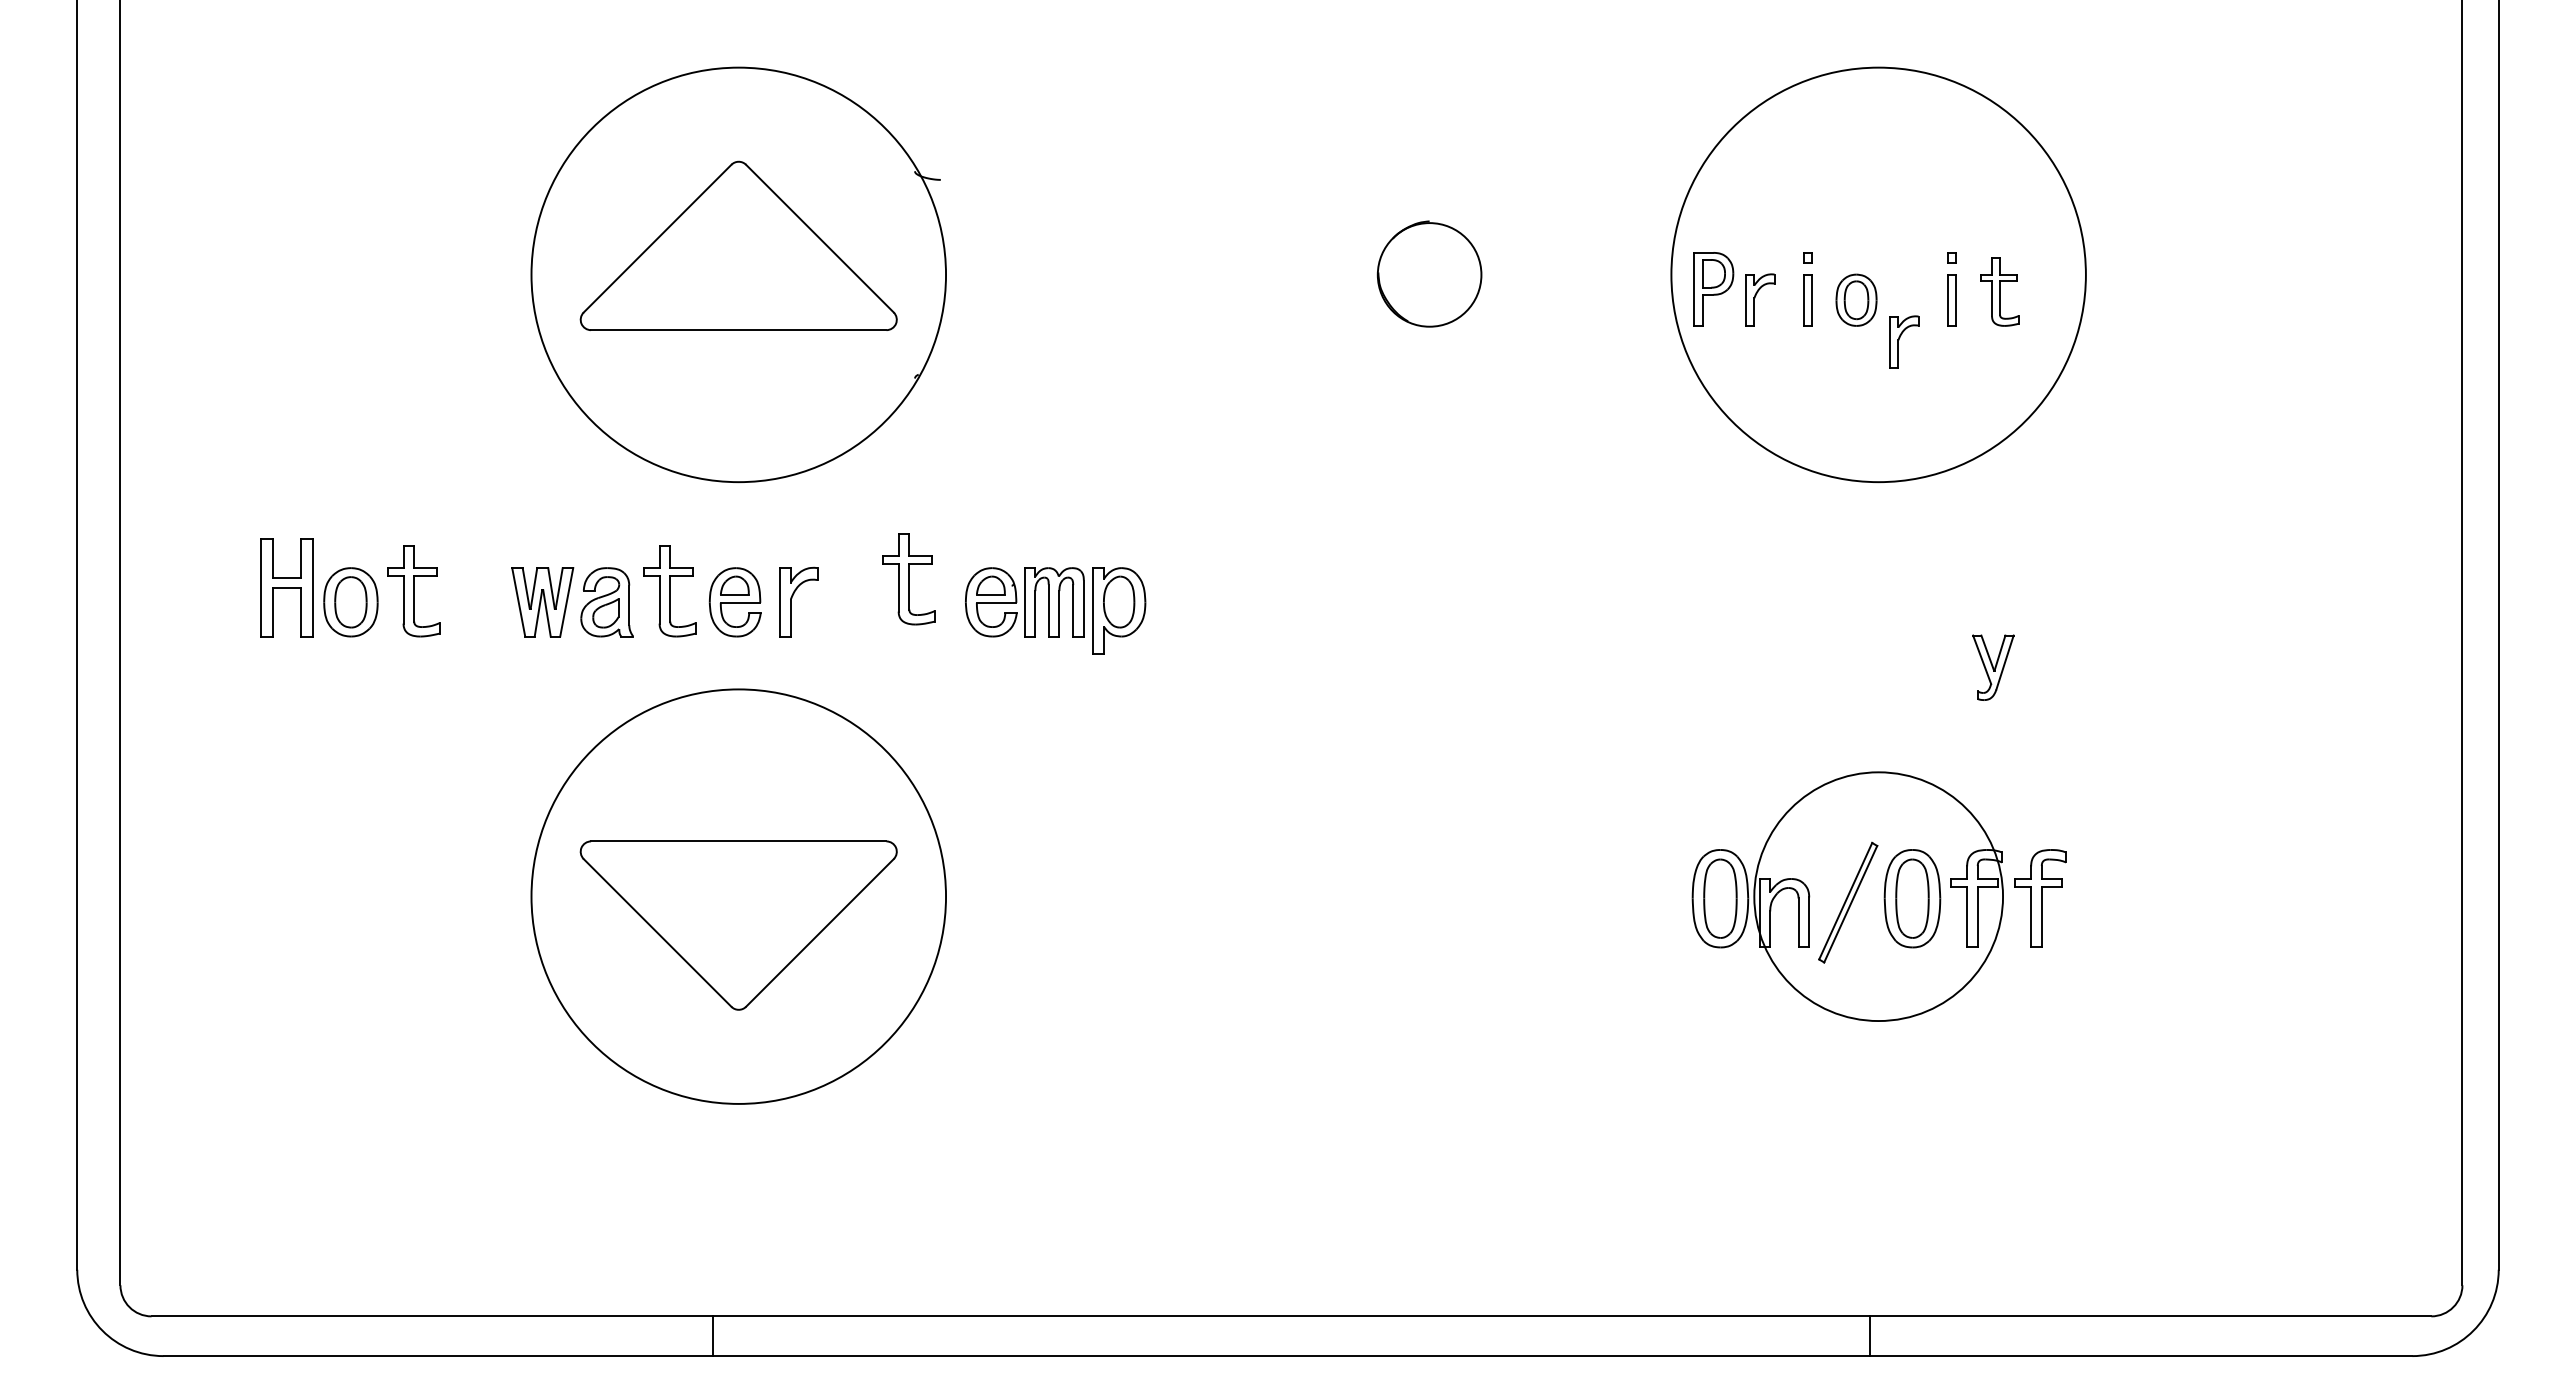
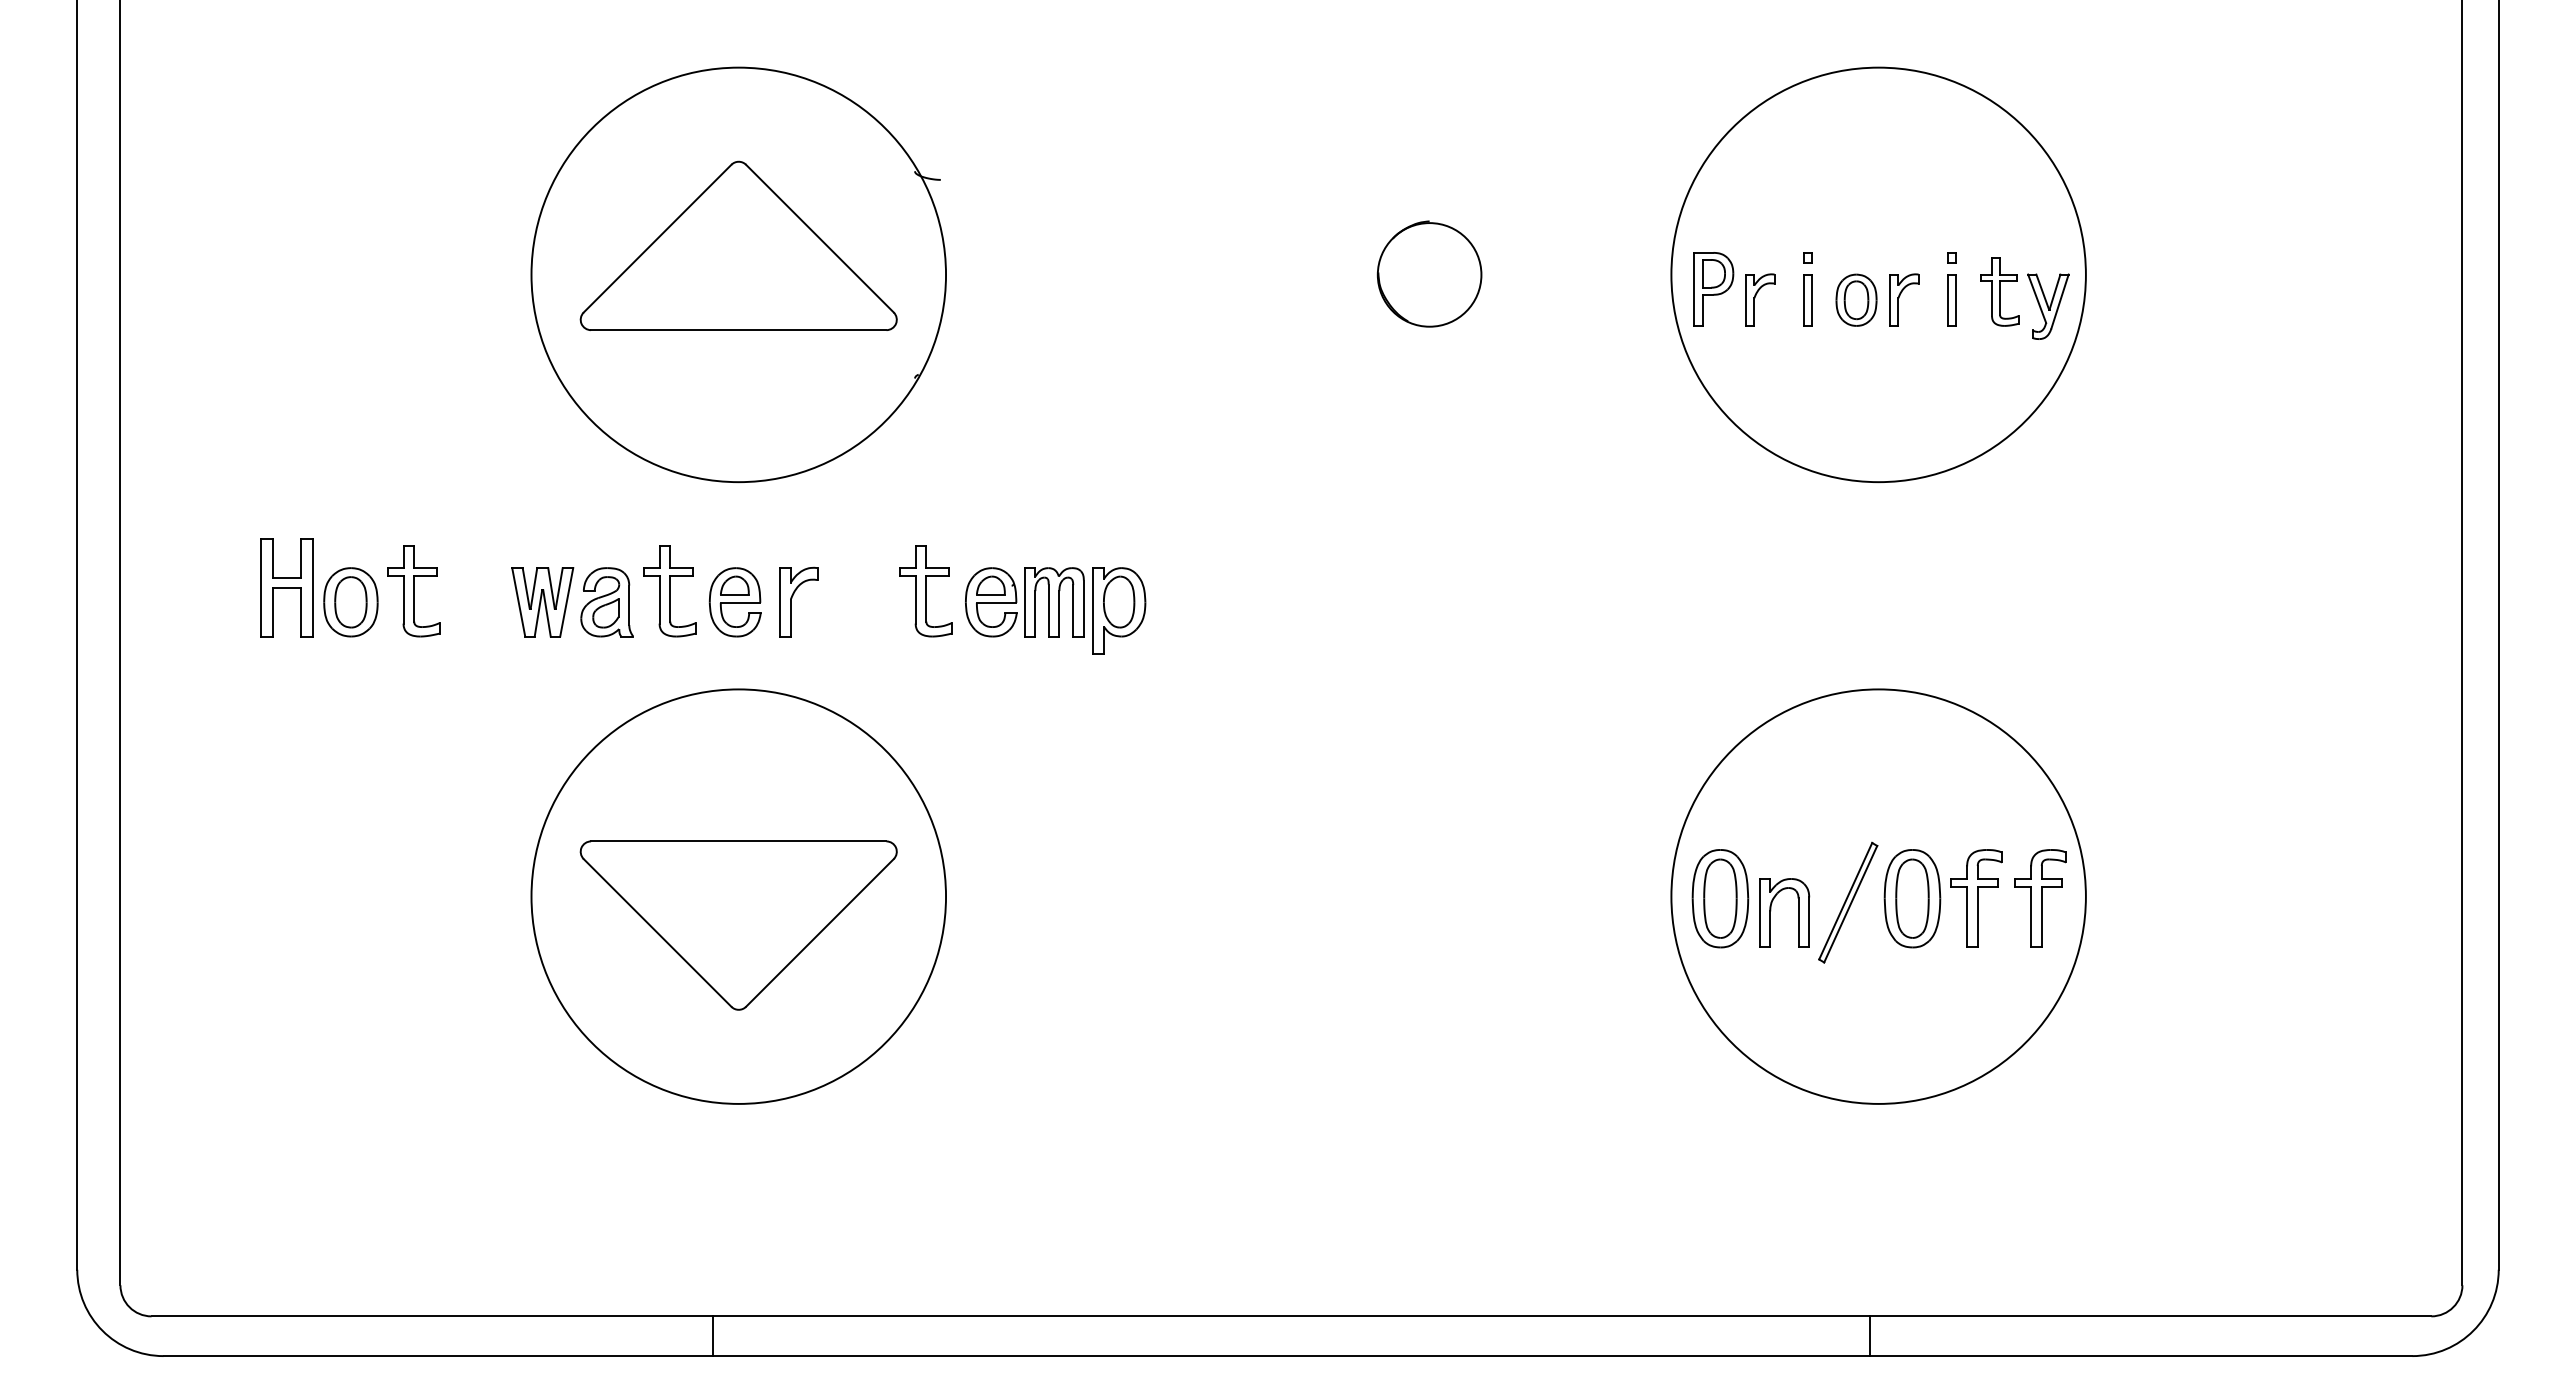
part position: (1904, 341) -> (1904, 299) (1904, 299)
part position: (908, 579) -> (925, 591) (925, 591)
part position: (1993, 667) -> (2048, 306) (2048, 306)
circle diameter: 249 px -> 415 px (1878, 896)
